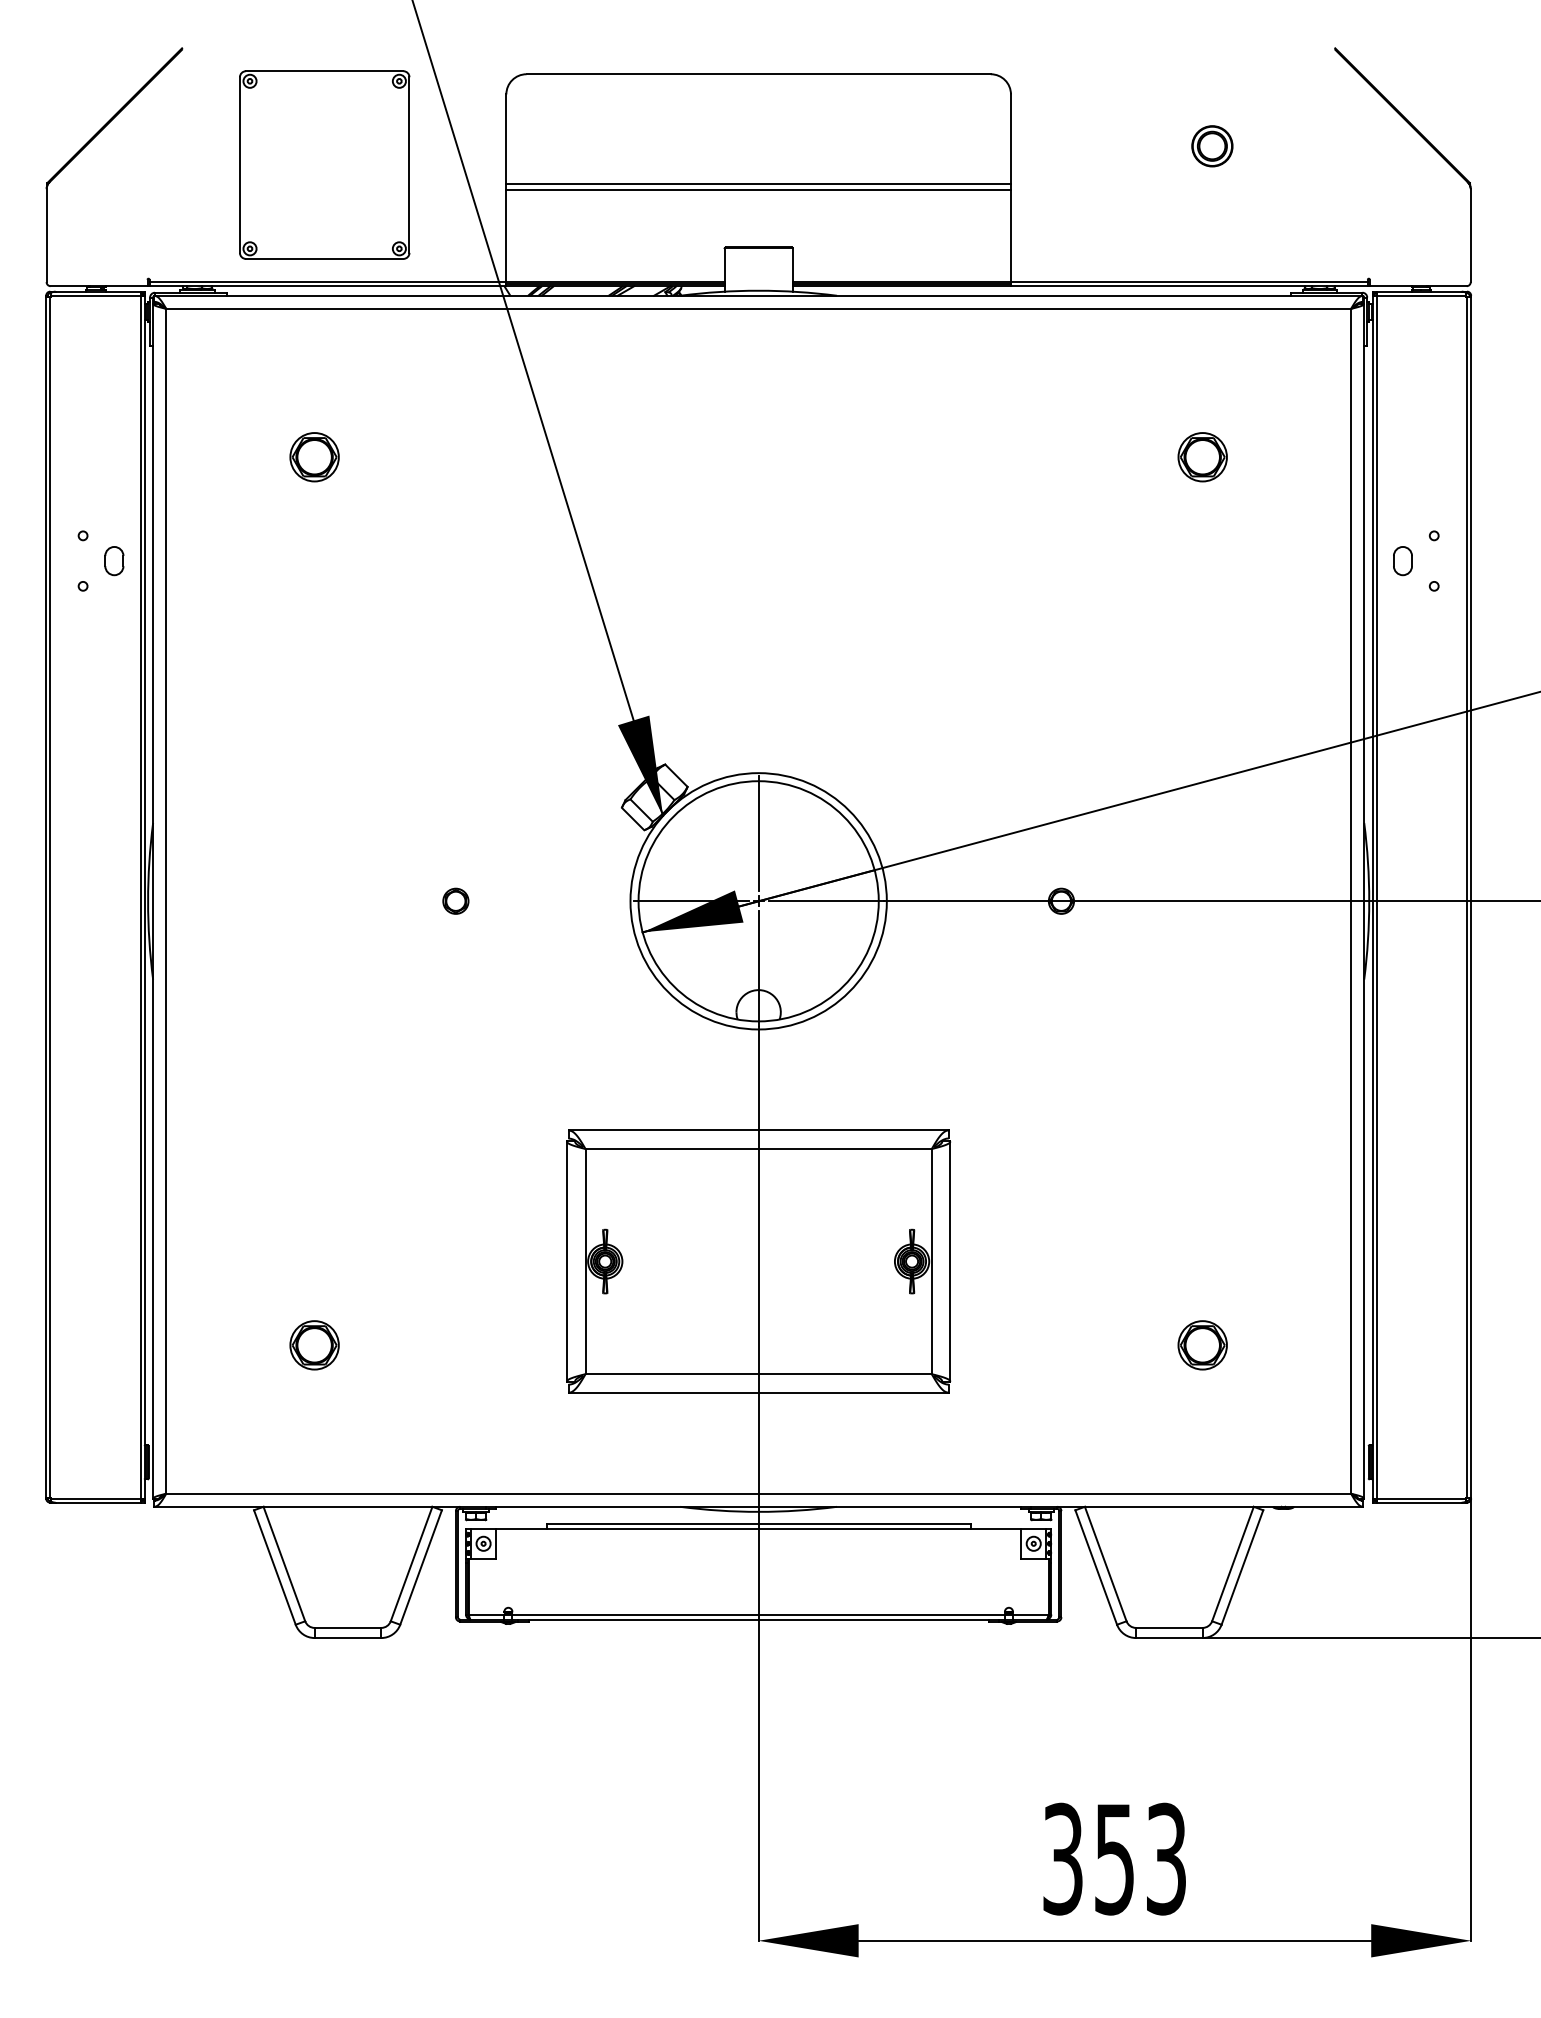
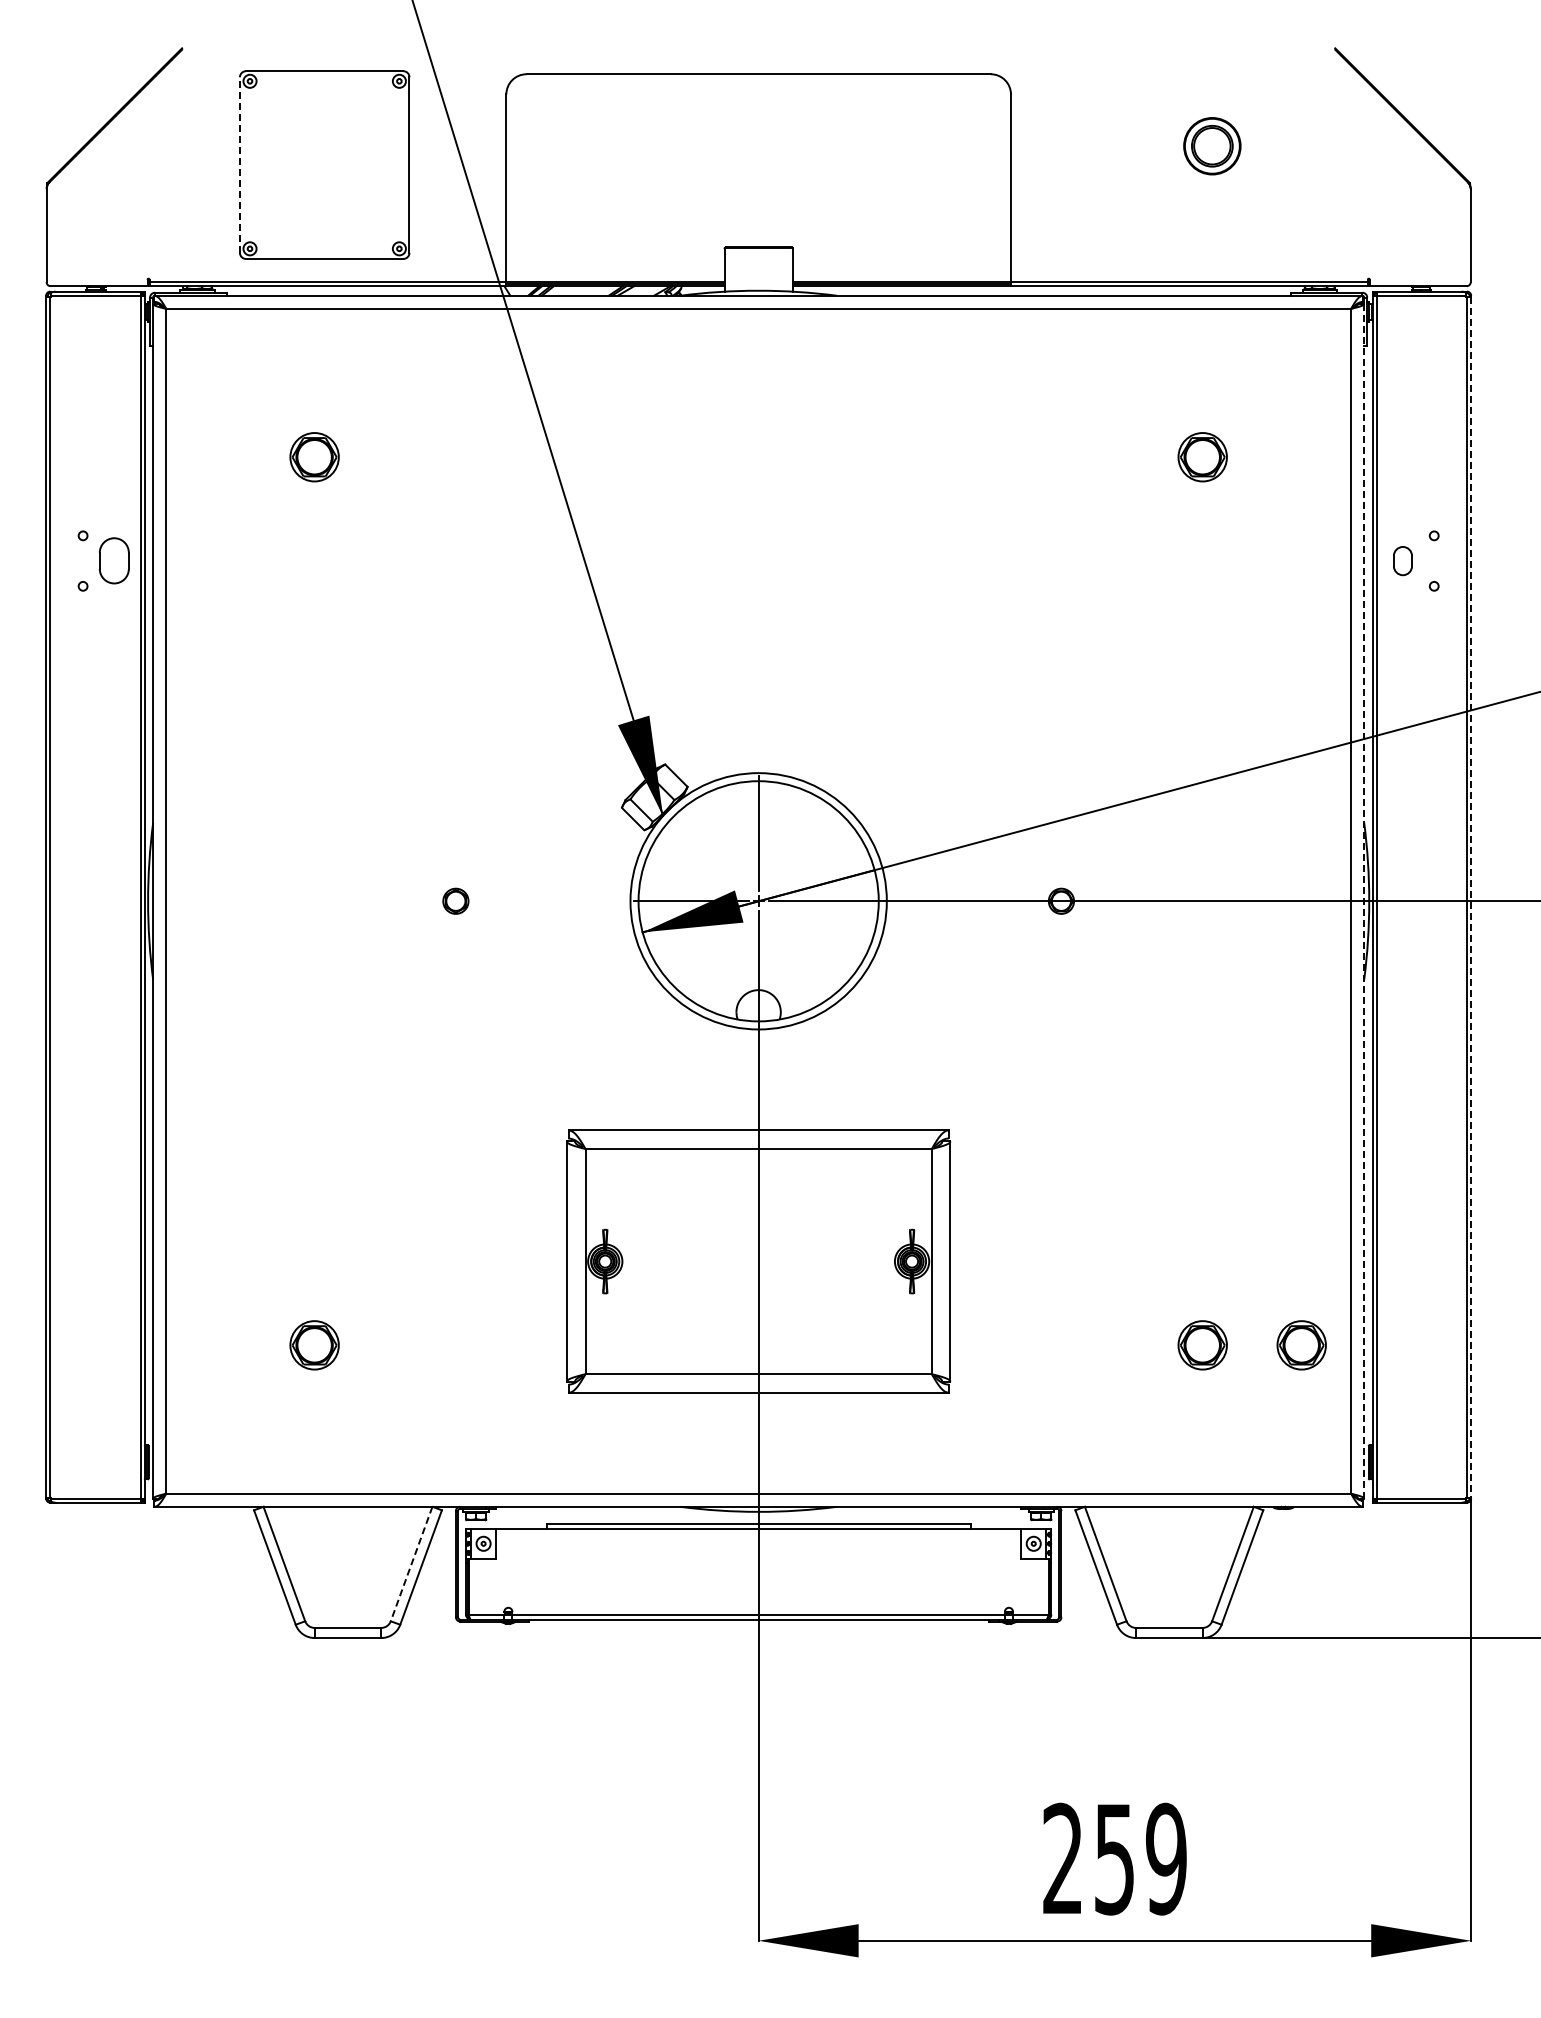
part size: 43x43 px -> 59x59 px (1212, 146)
line: solid -> dashed (239, 165)
line: present -> none (758, 184)
line: present -> none (758, 189)
part size: 21x31 px -> 32x48 px (113, 560)
line: solid -> dashed (1471, 897)
line: solid -> dashed (1364, 900)
part: none -> present (1301, 1345)
line: solid -> dashed (411, 1564)
text: 353 -> 259 (1114, 1858)
